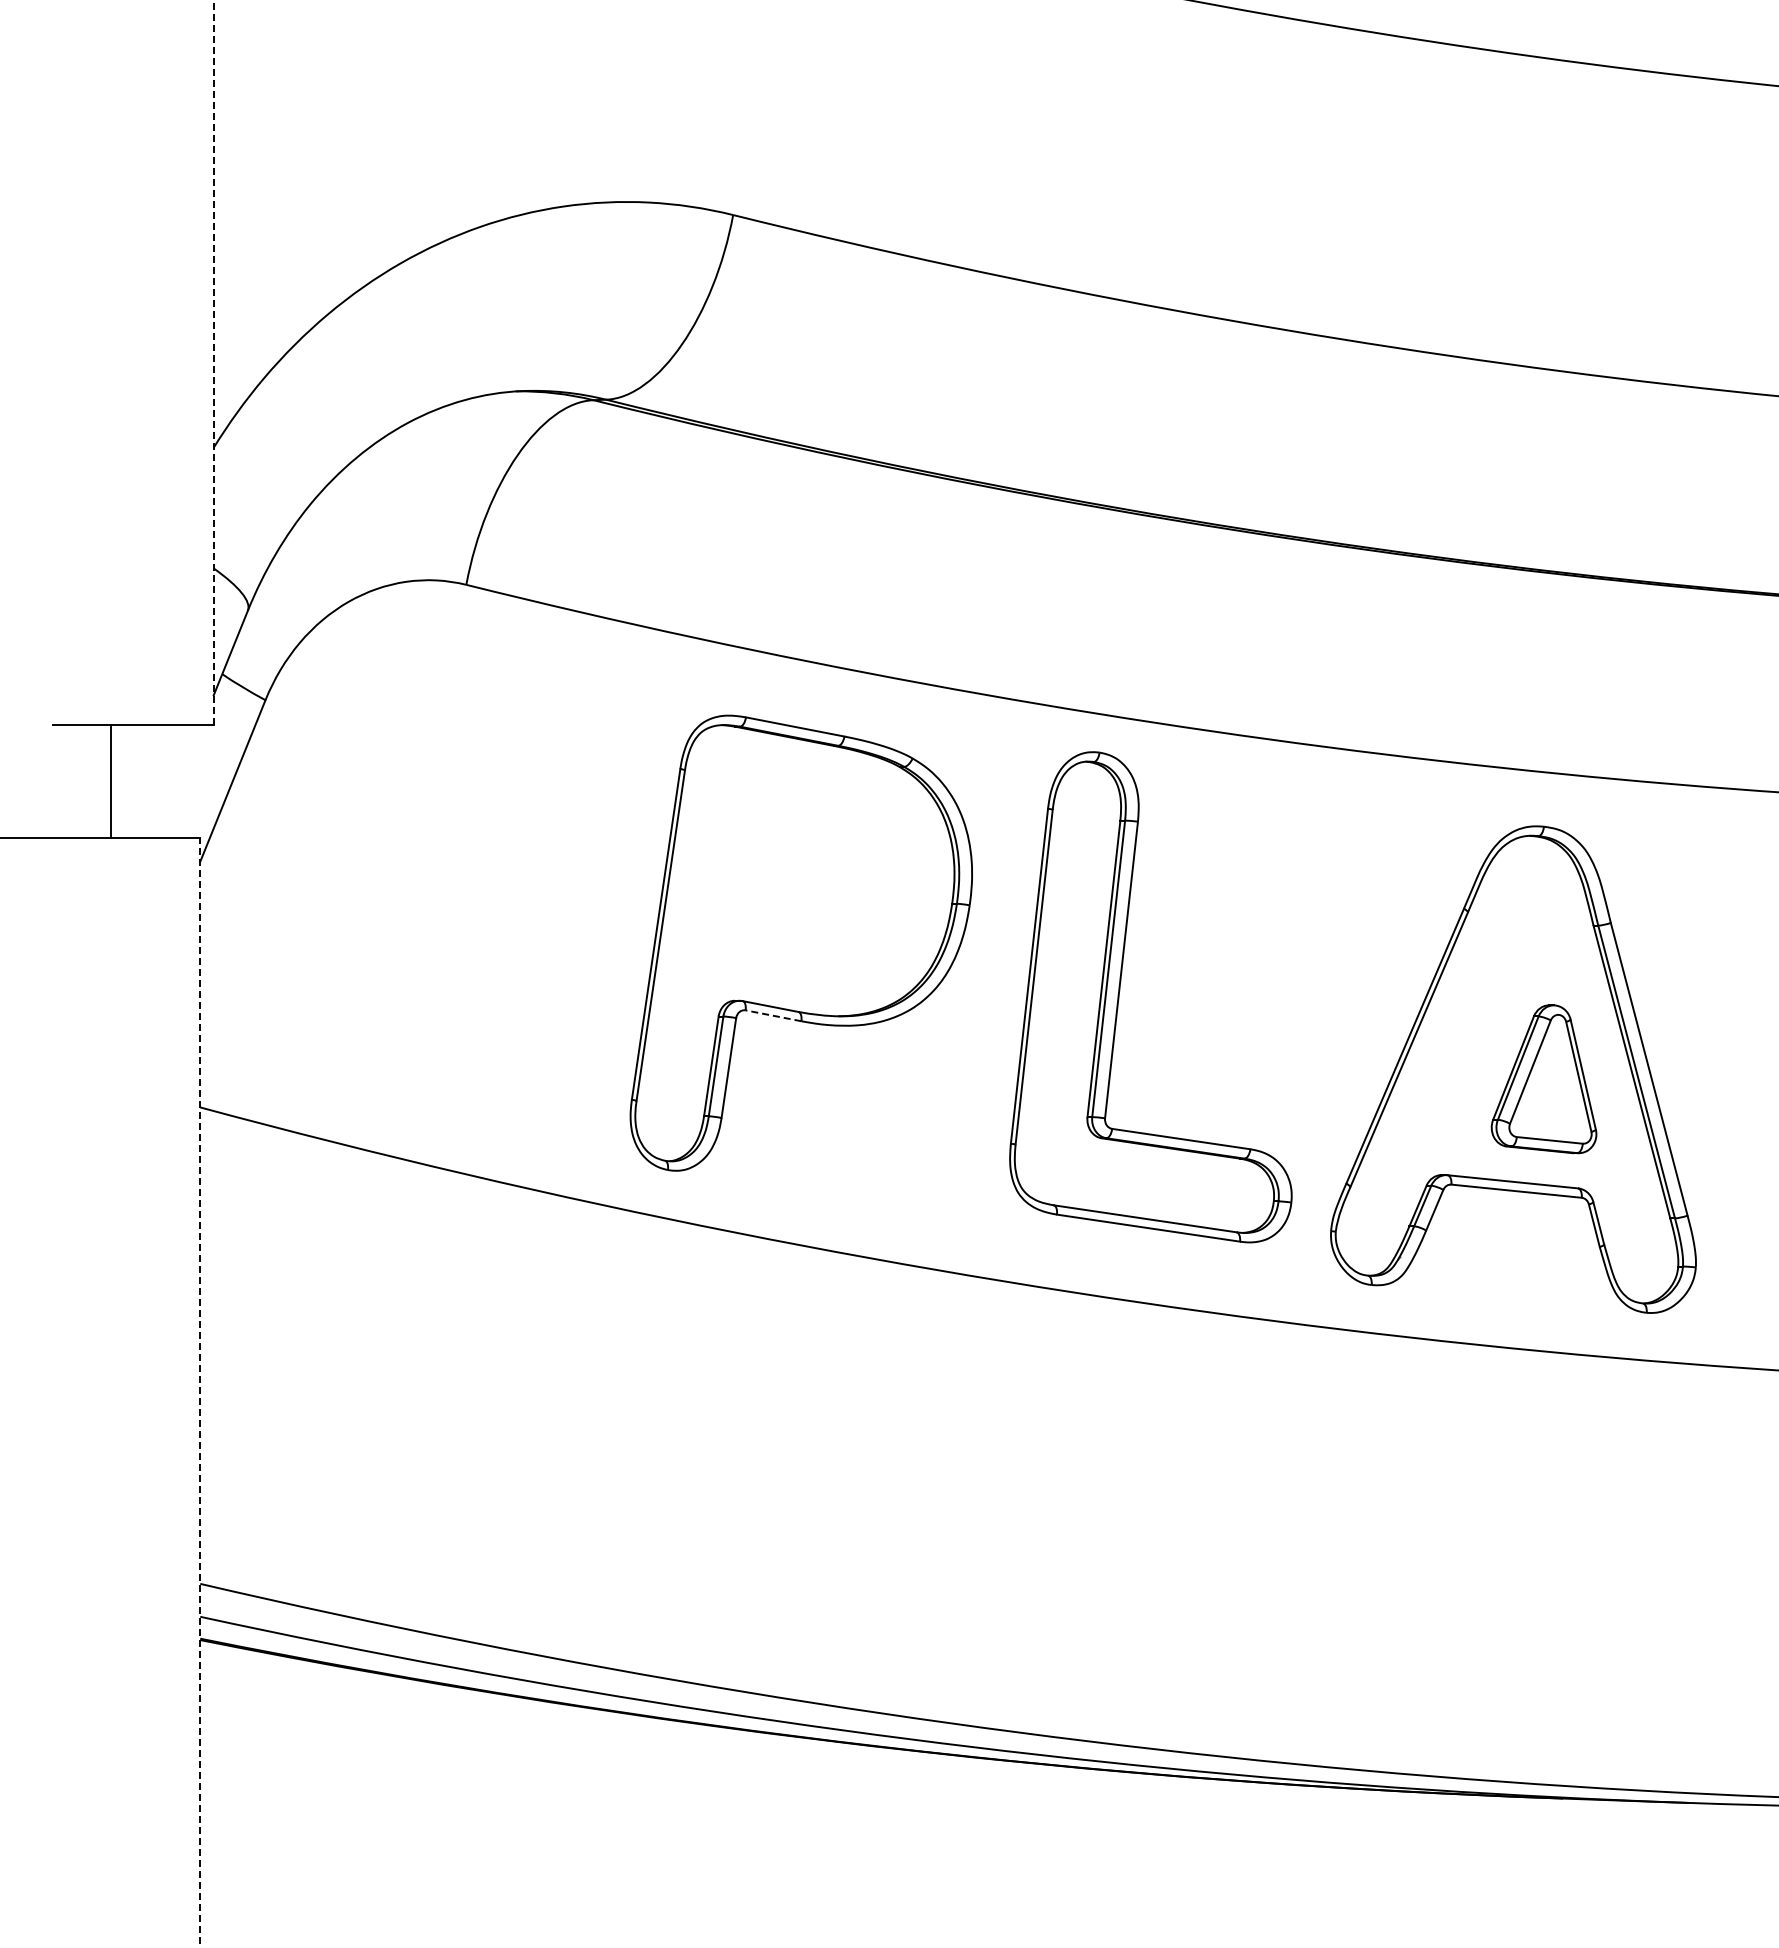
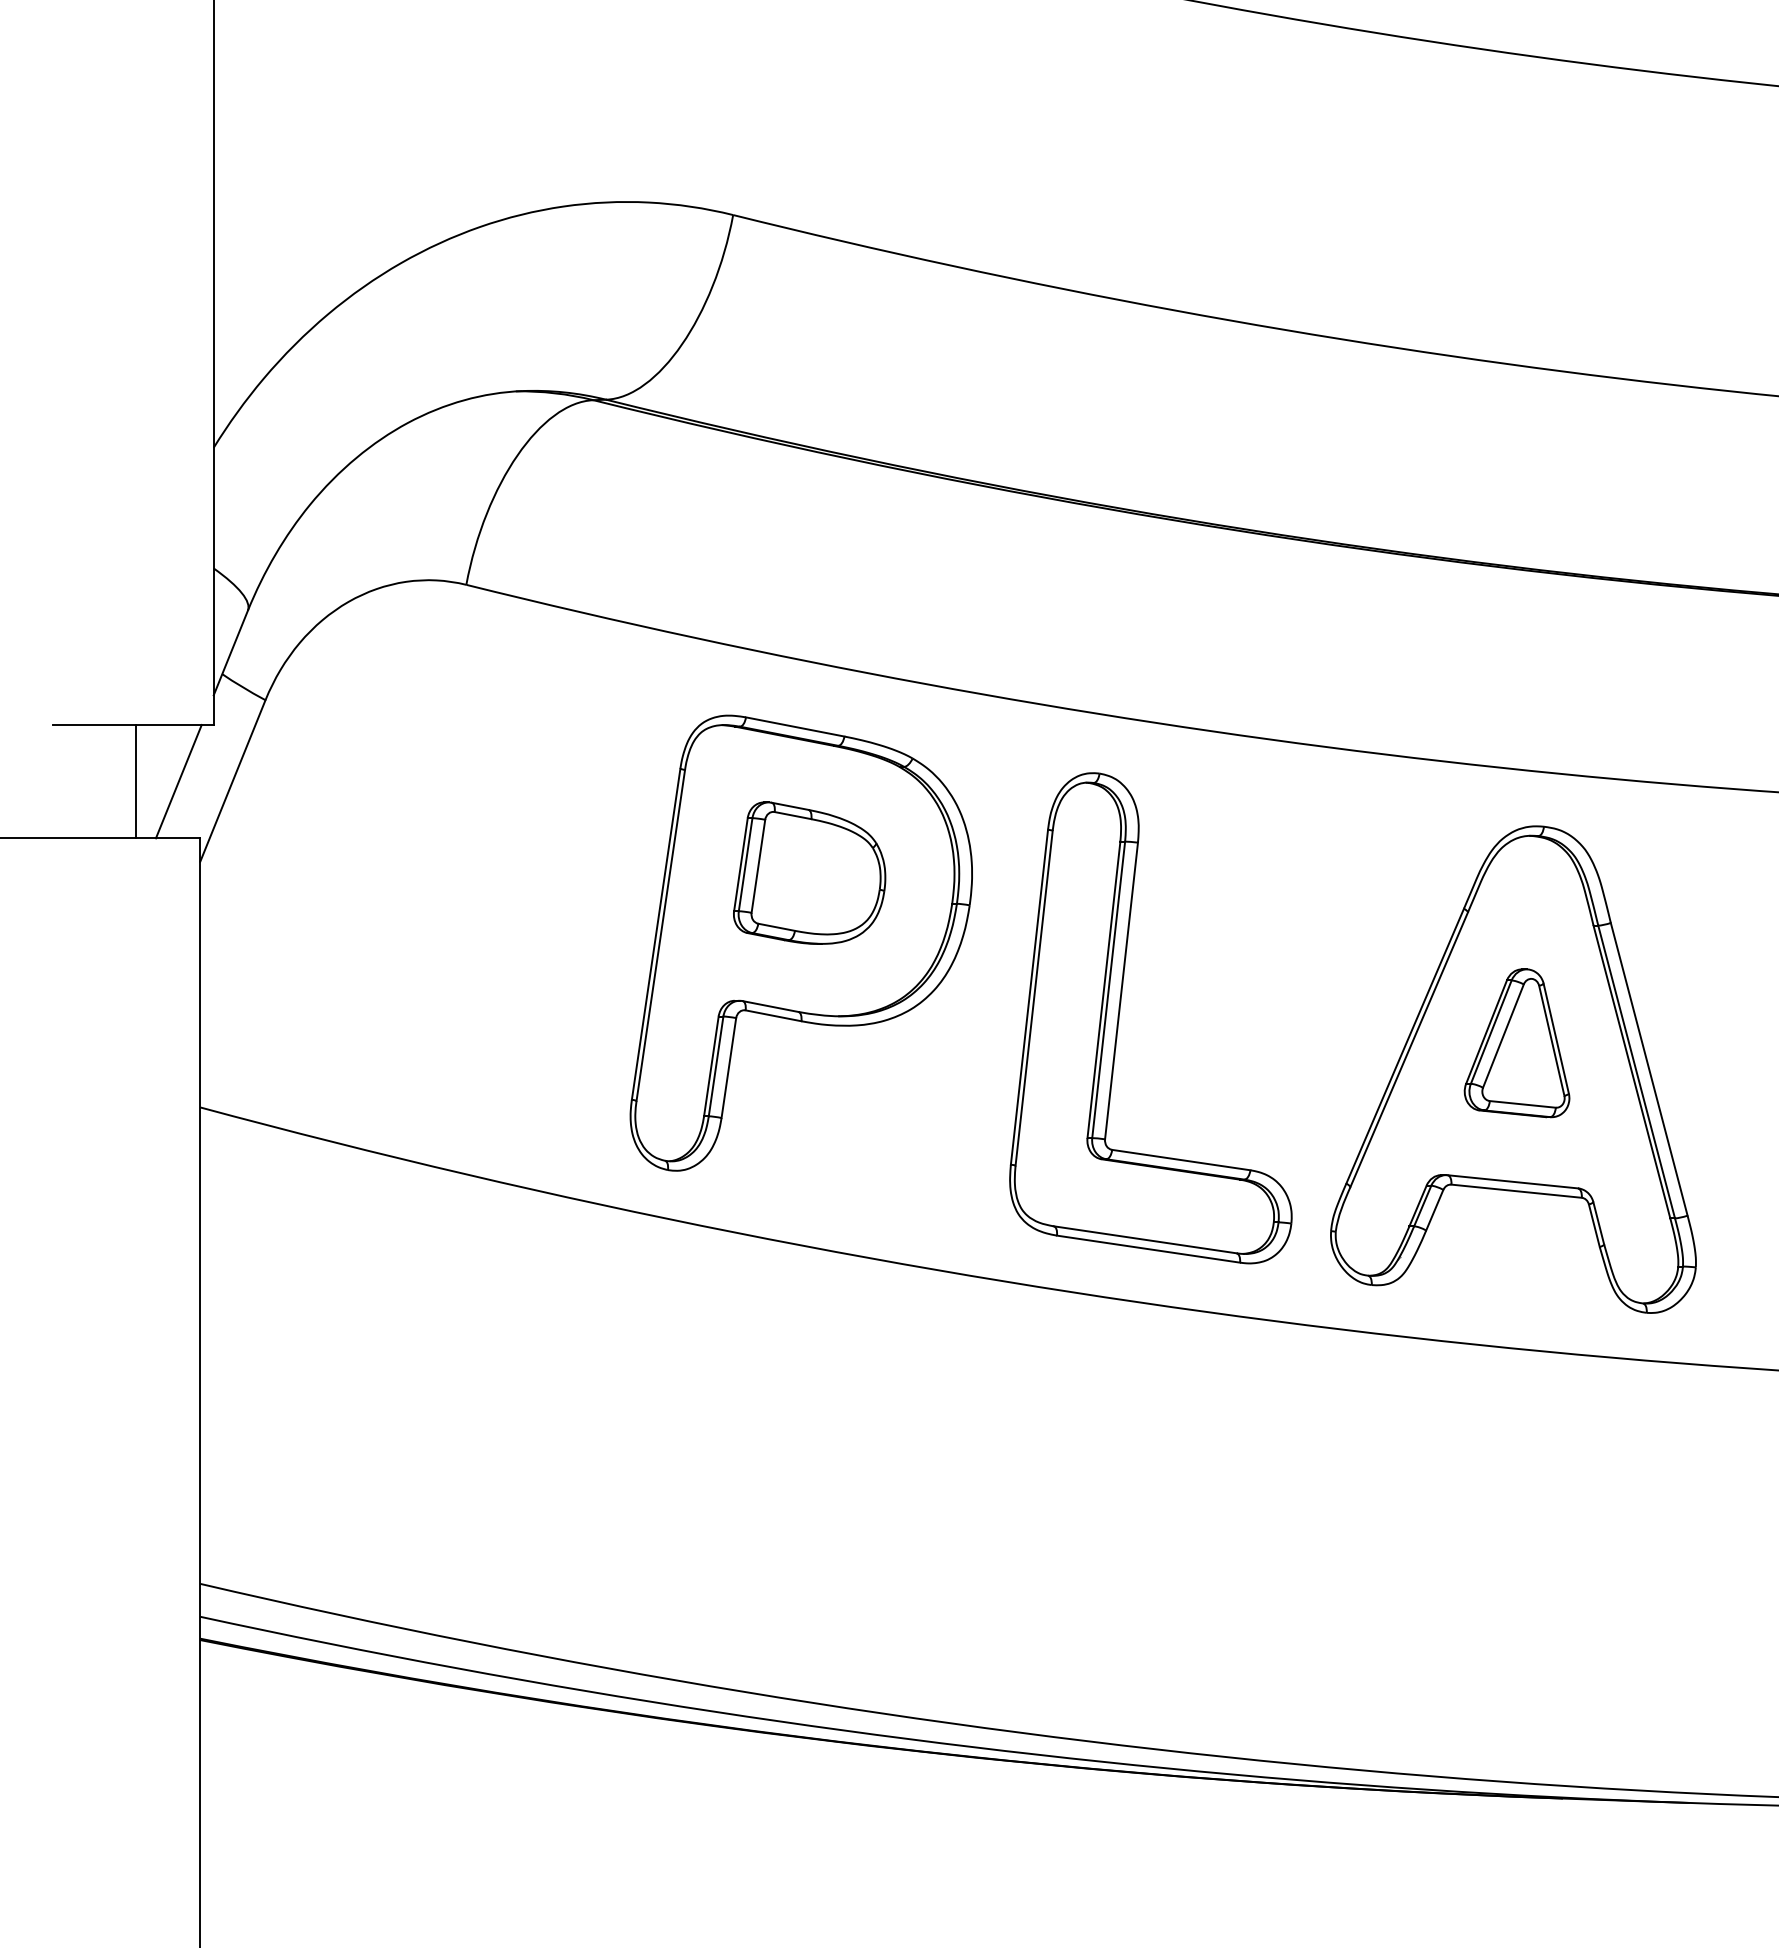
line: dashed -> solid (213, 362)
line position: (111, 781) -> (136, 781) (136, 781)
line: none -> present (178, 781)
part: none -> present (809, 872)
part position: (1120, 990) -> (1120, 1011) (1120, 1011)
line: dashed -> solid (773, 1015)
part position: (1543, 1079) -> (1516, 1043) (1516, 1043)
line: dashed -> solid (200, 1392)
